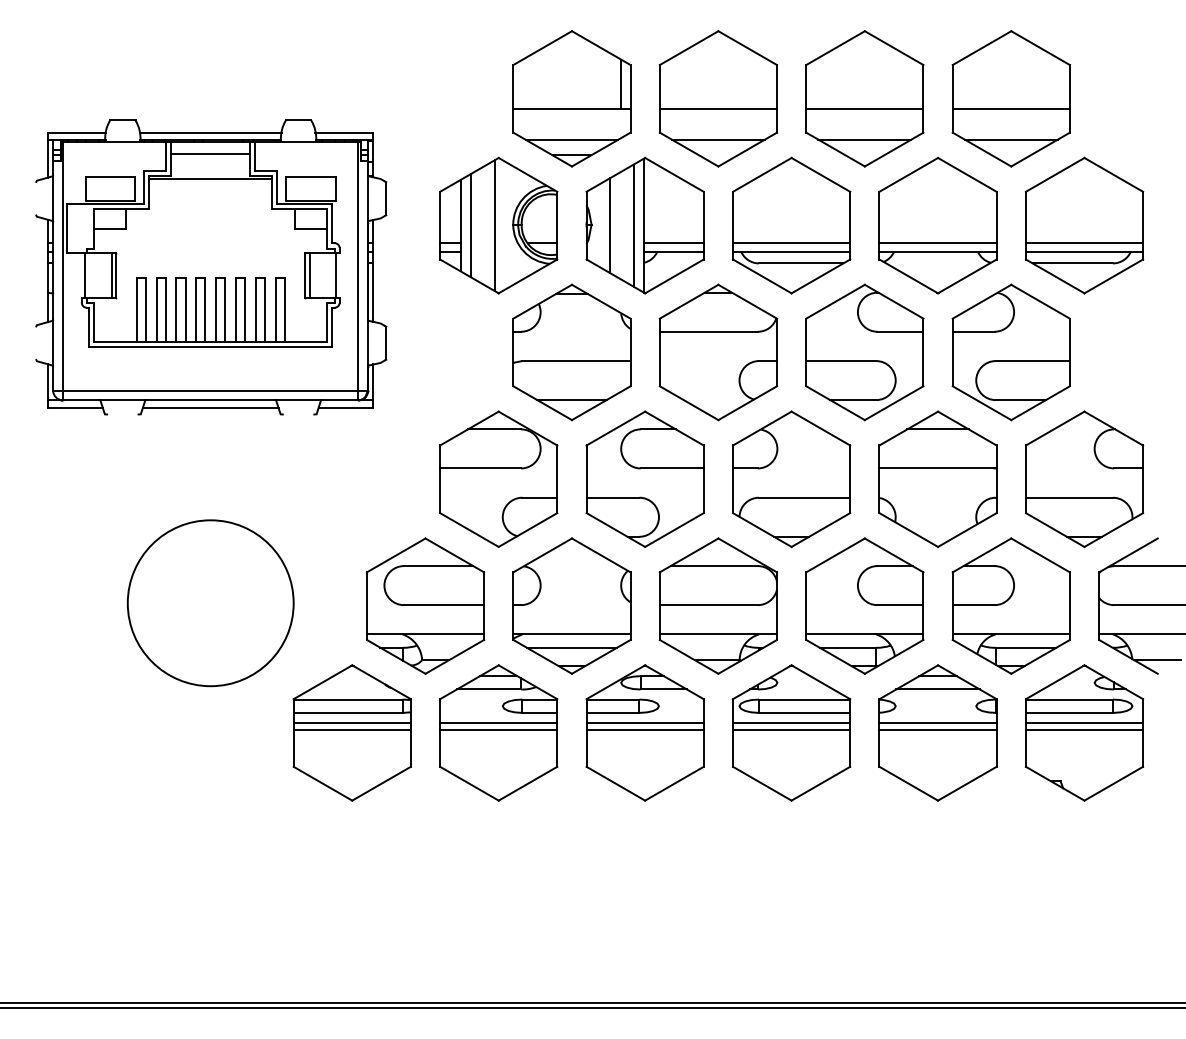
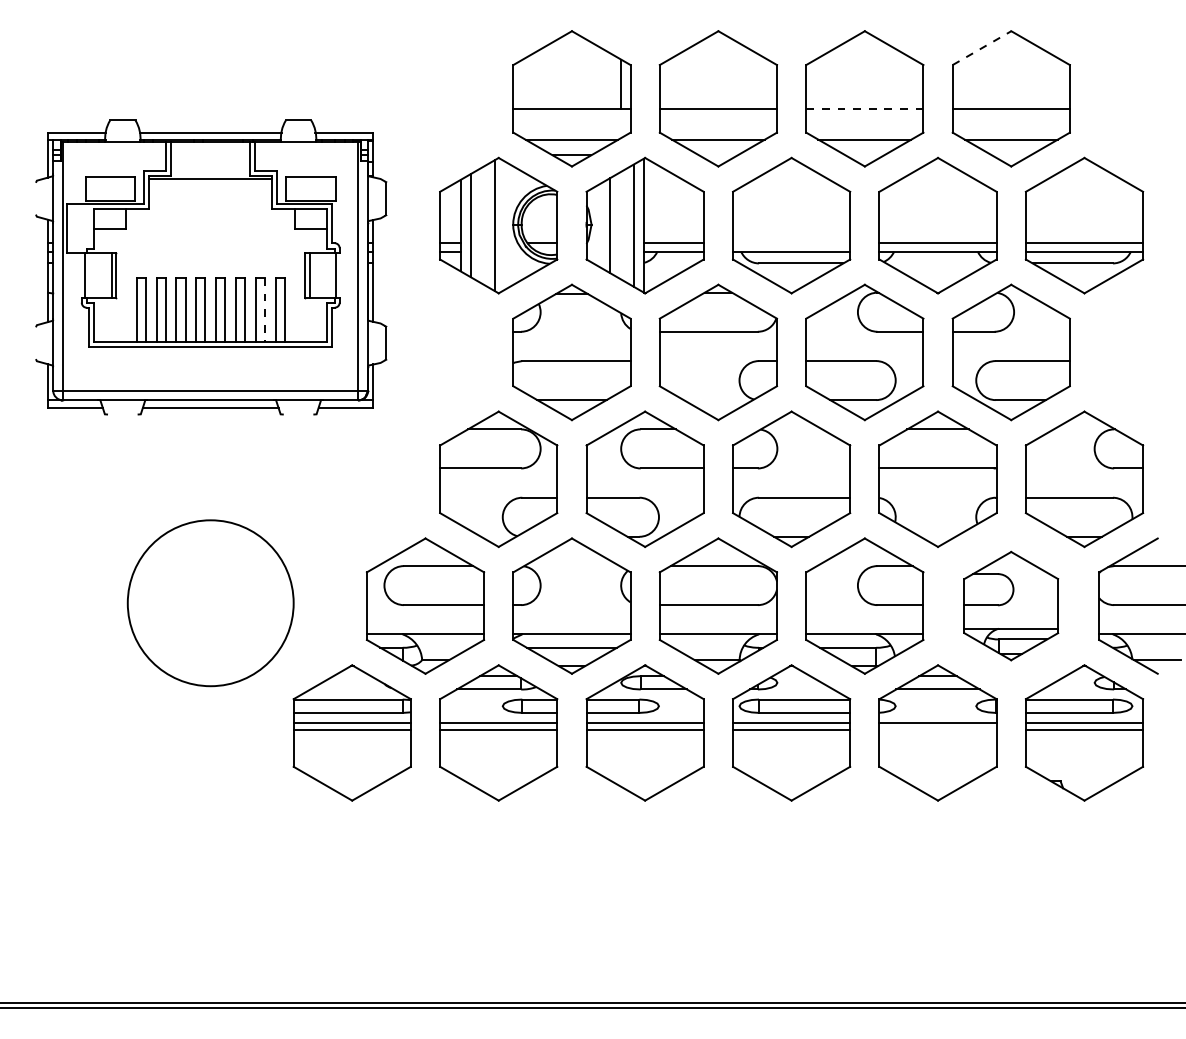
line: solid -> dashed (982, 48)
line: solid -> dashed (864, 108)
line: present -> none (210, 153)
line: present -> none (791, 242)
line: solid -> dashed (264, 310)
part size: 120x138 px -> 97x112 px (1011, 605)
line: present -> none (937, 730)
